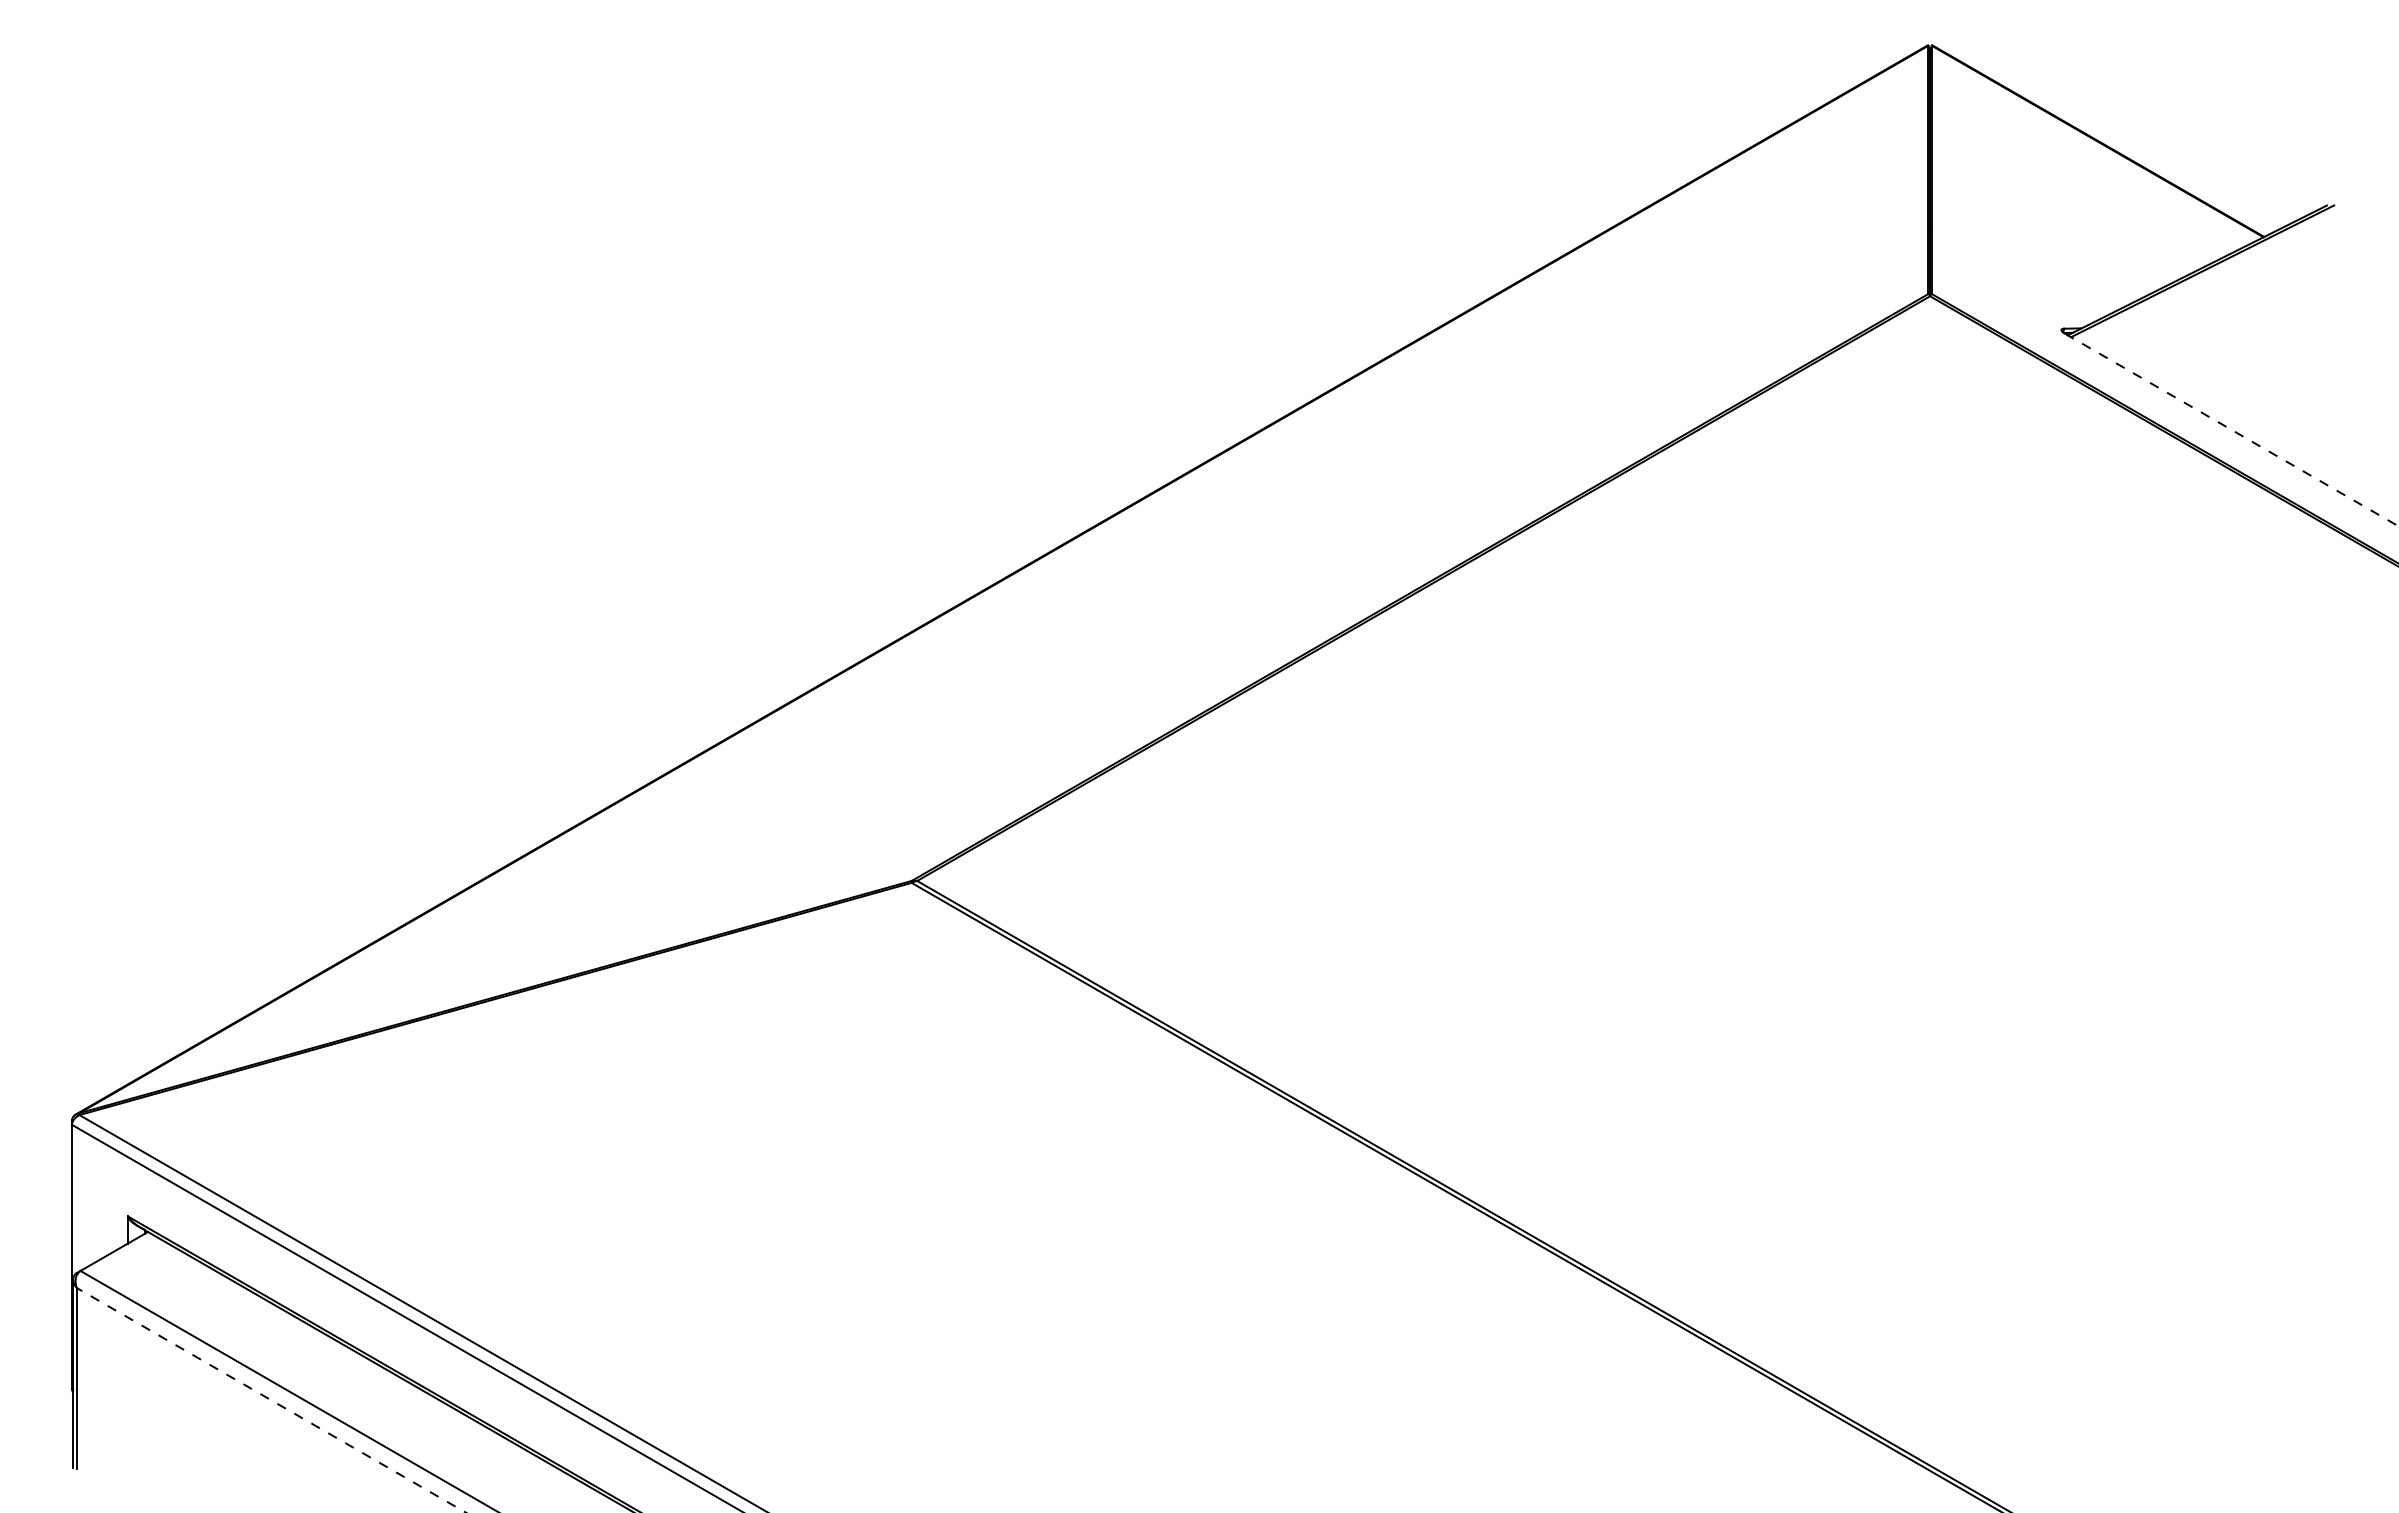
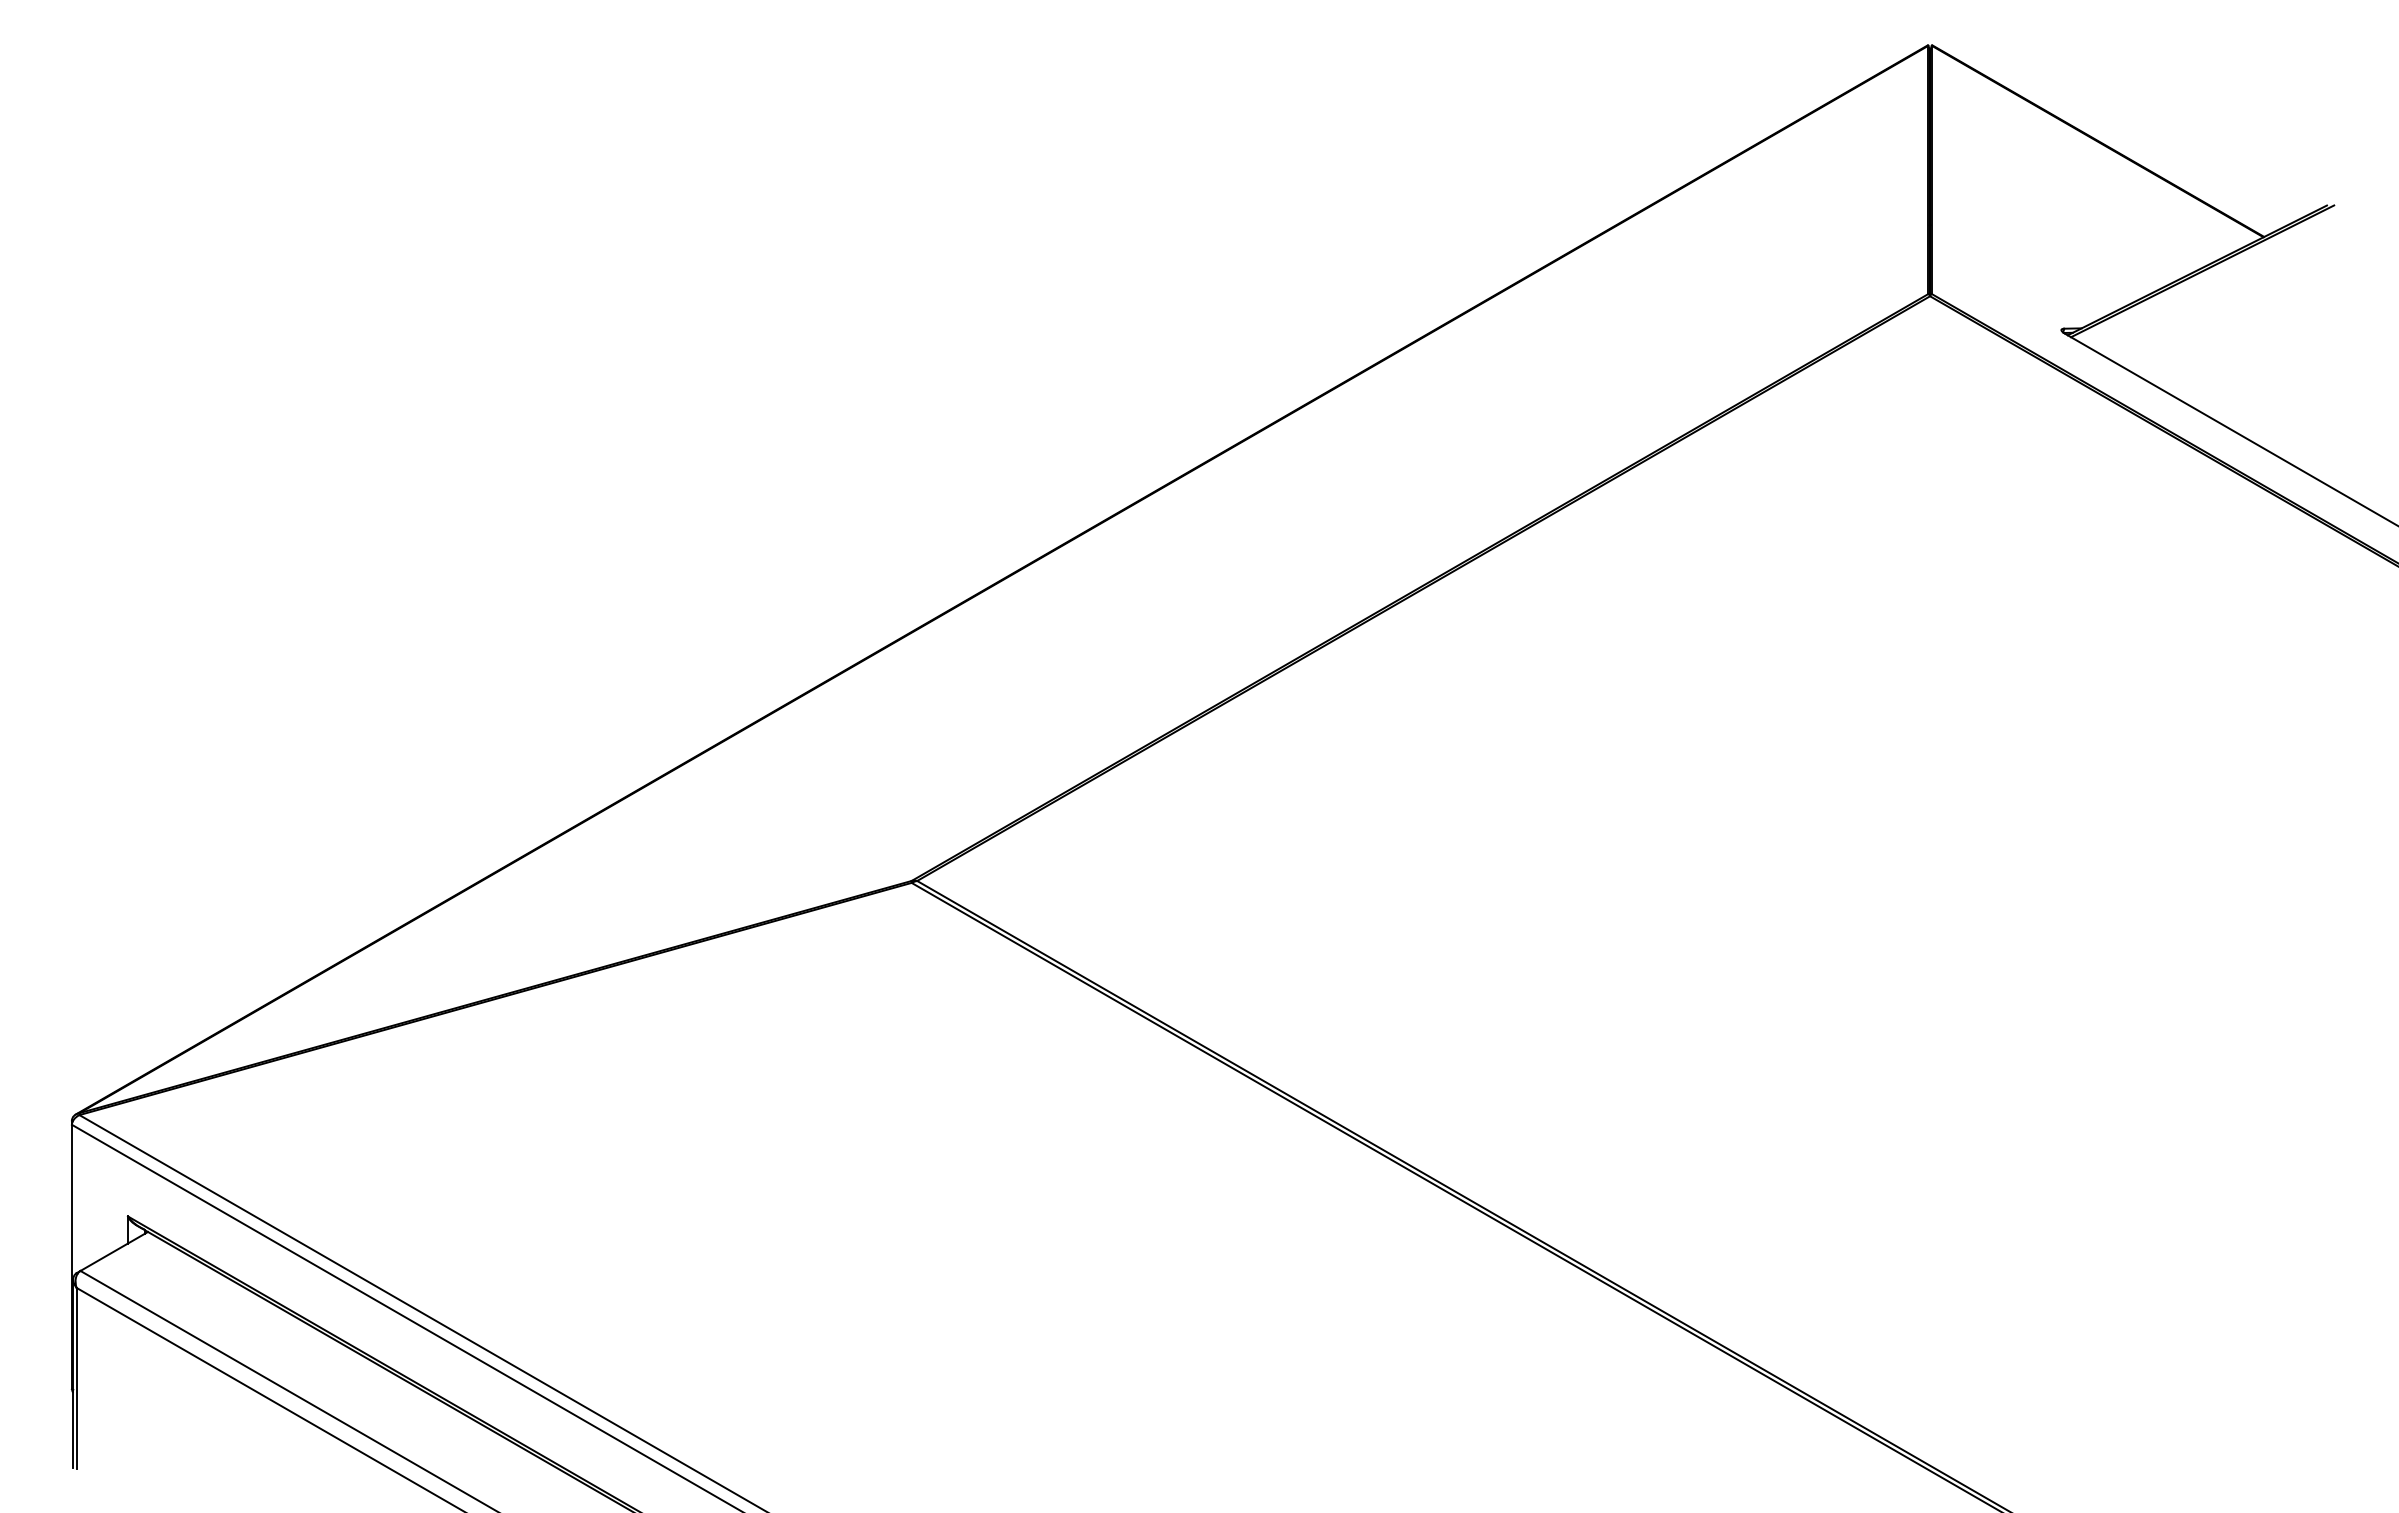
line: dashed -> solid (2232, 430)
line: dashed -> solid (271, 1400)
